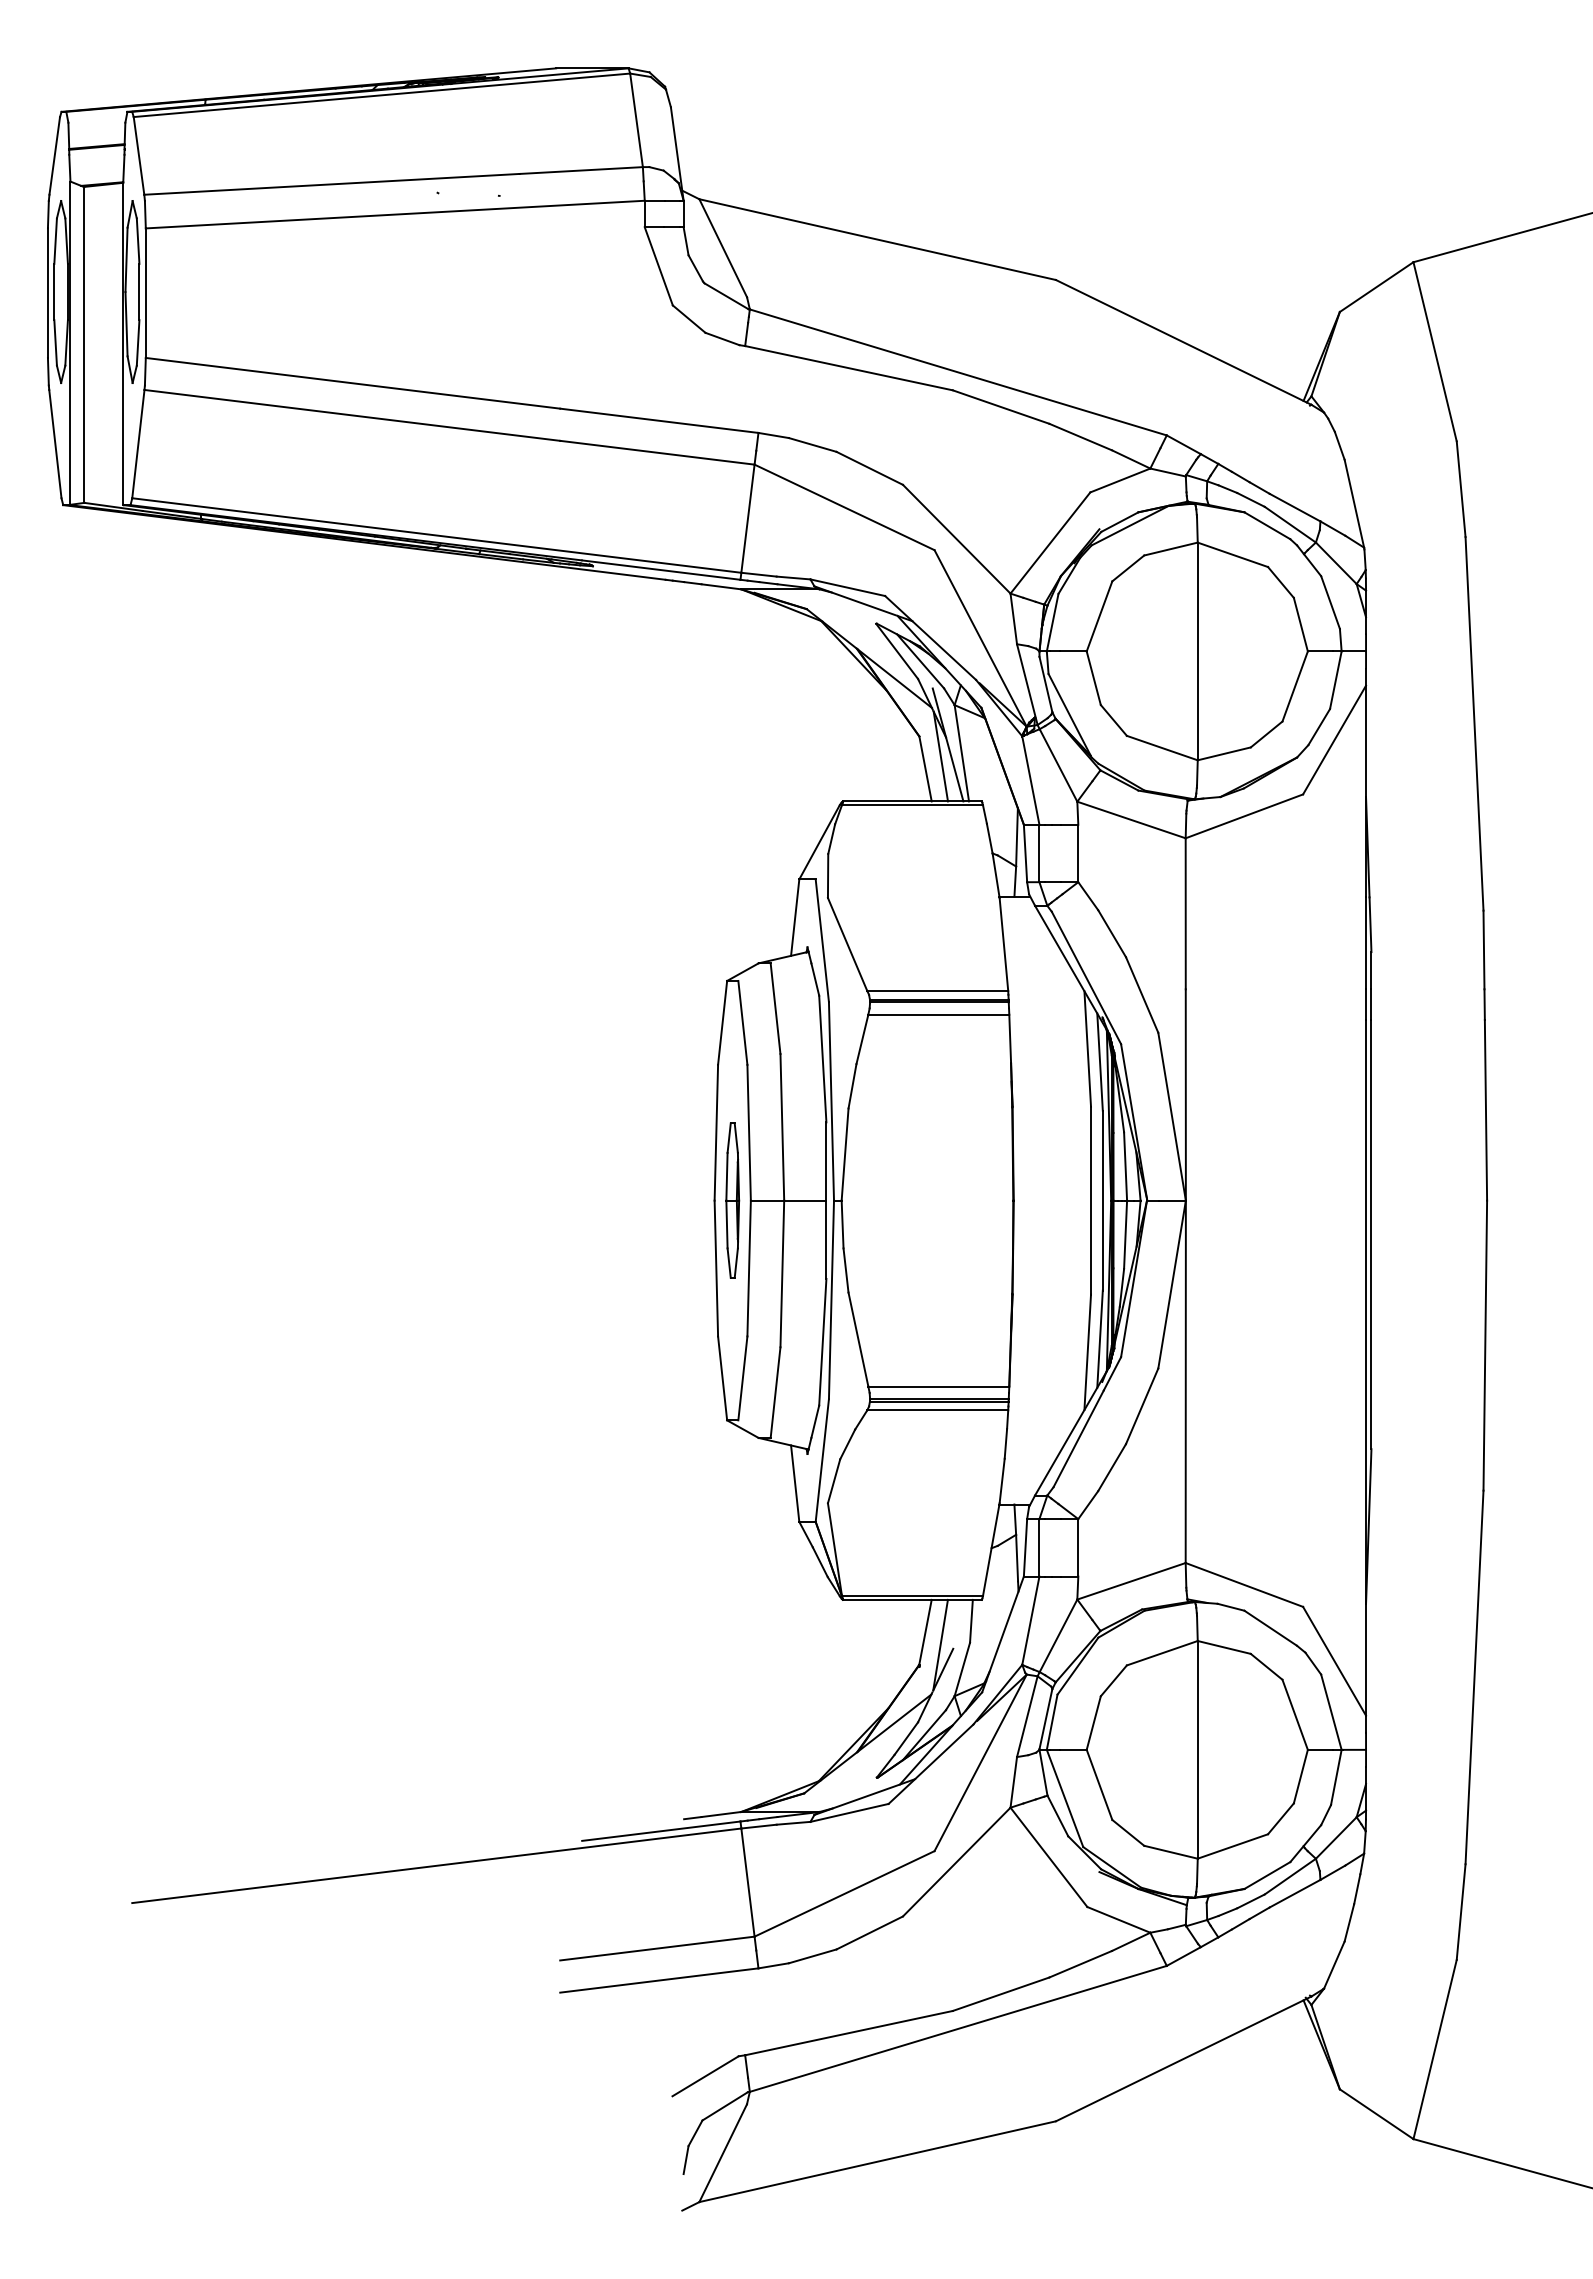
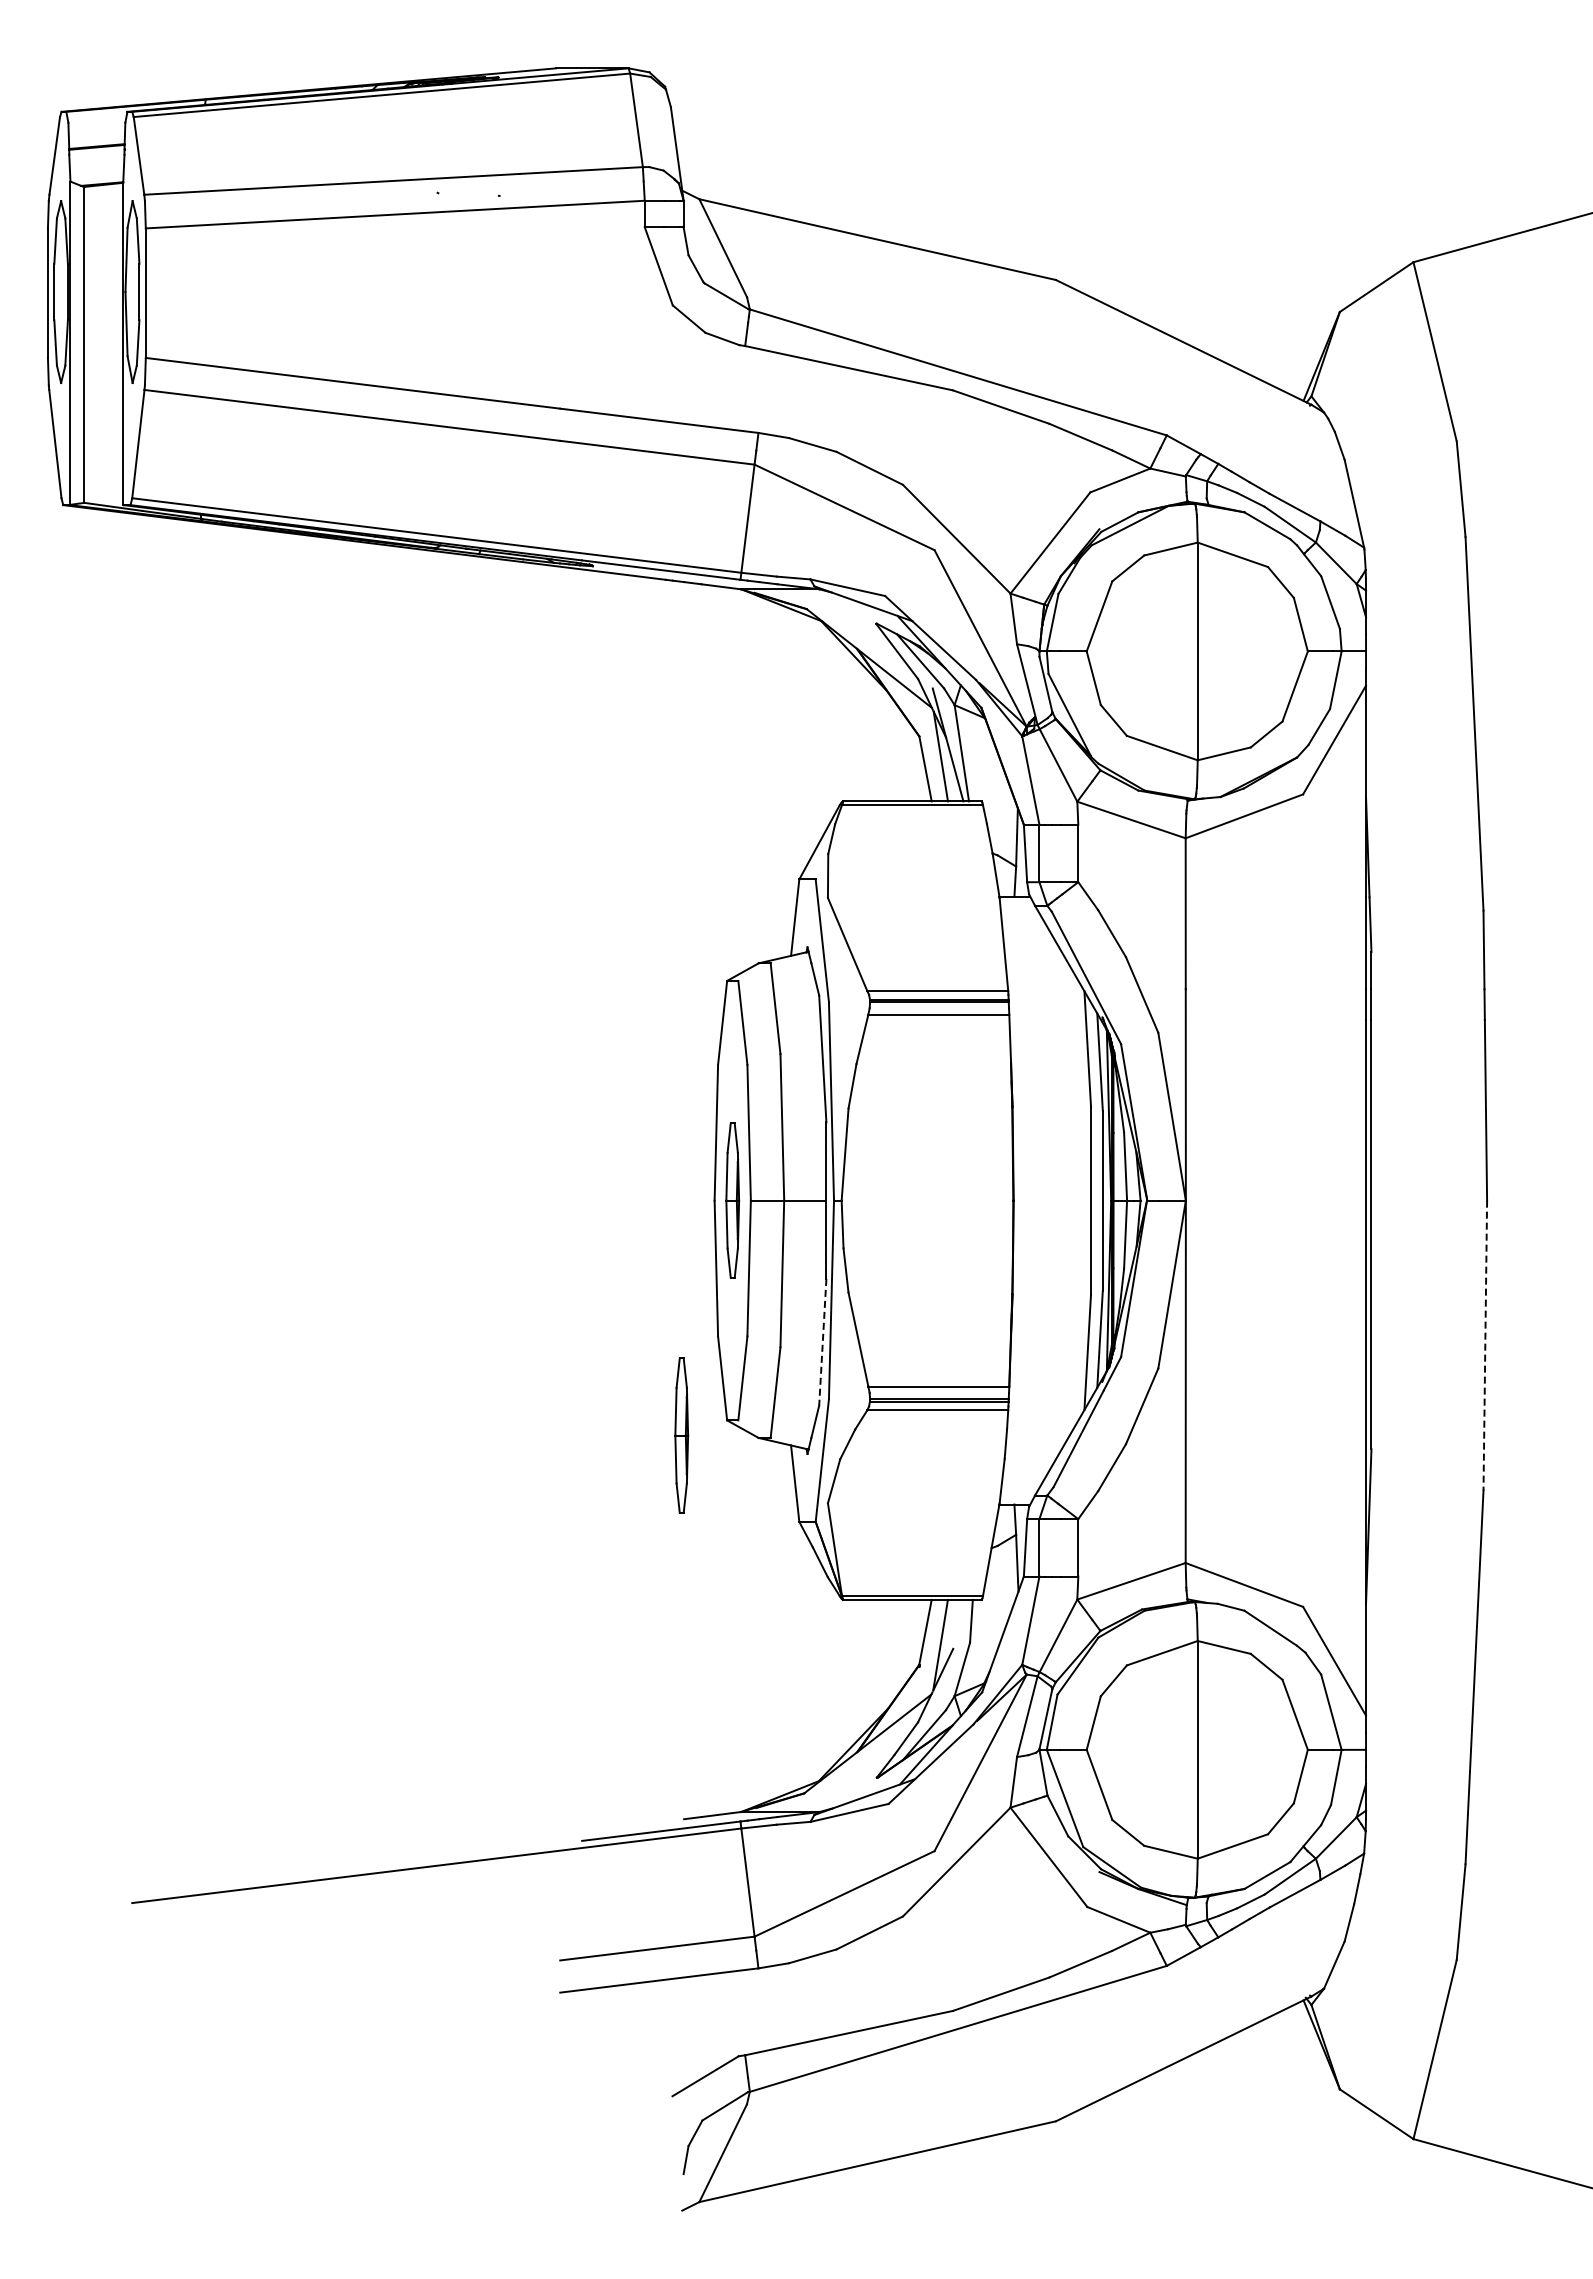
line: solid -> dashed (822, 1342)
line: solid -> dashed (1485, 1346)
part: none -> present (681, 1435)
